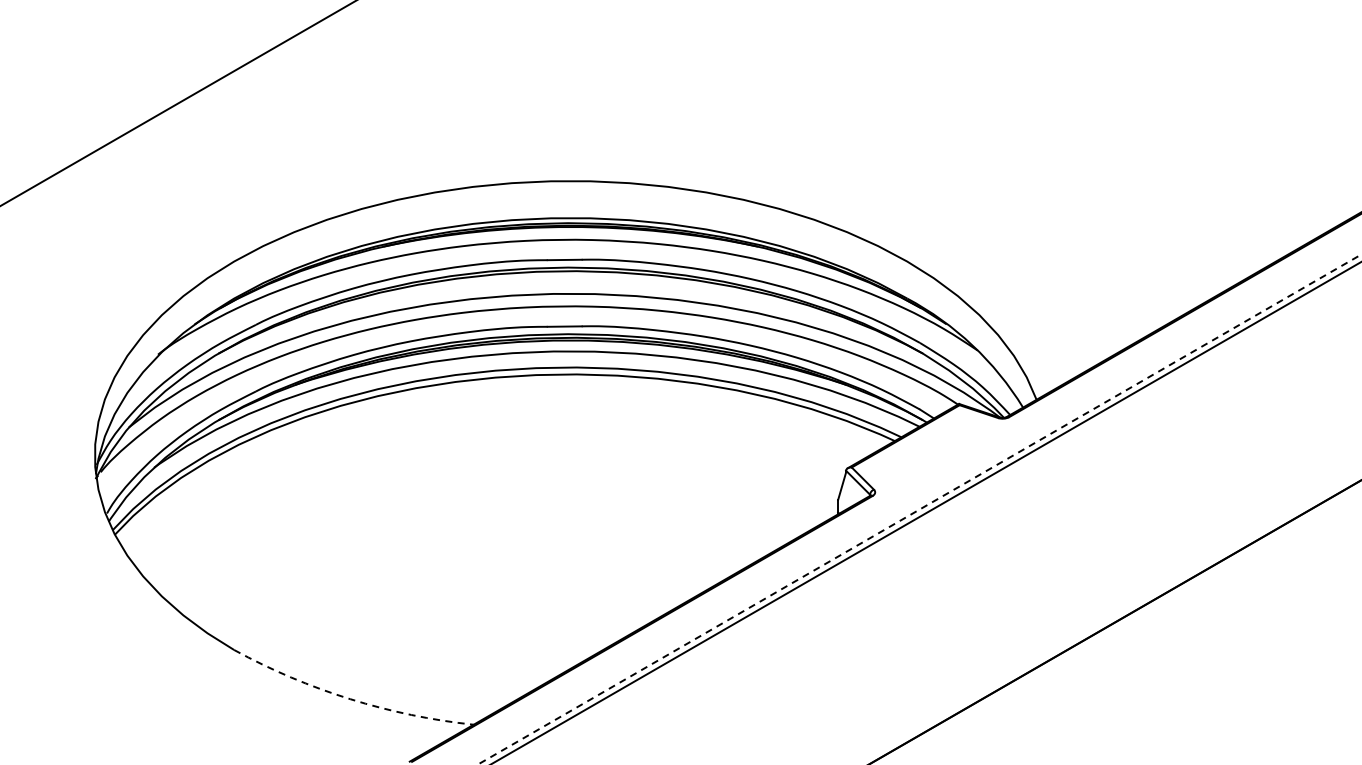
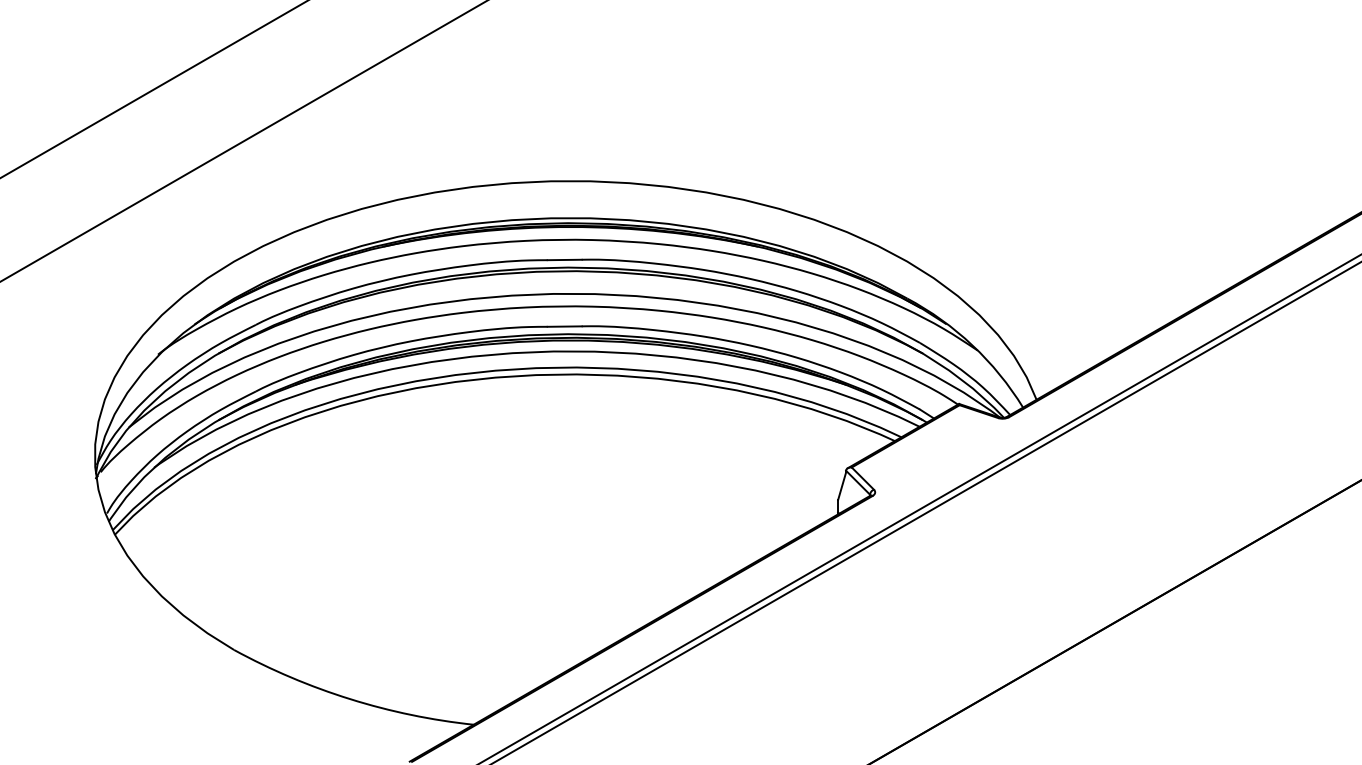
line position: (177, 103) -> (153, 89) (153, 89)
line: none -> present (243, 141)
line: dashed -> solid (920, 509)
arc: dashed -> solid (350, 699)
